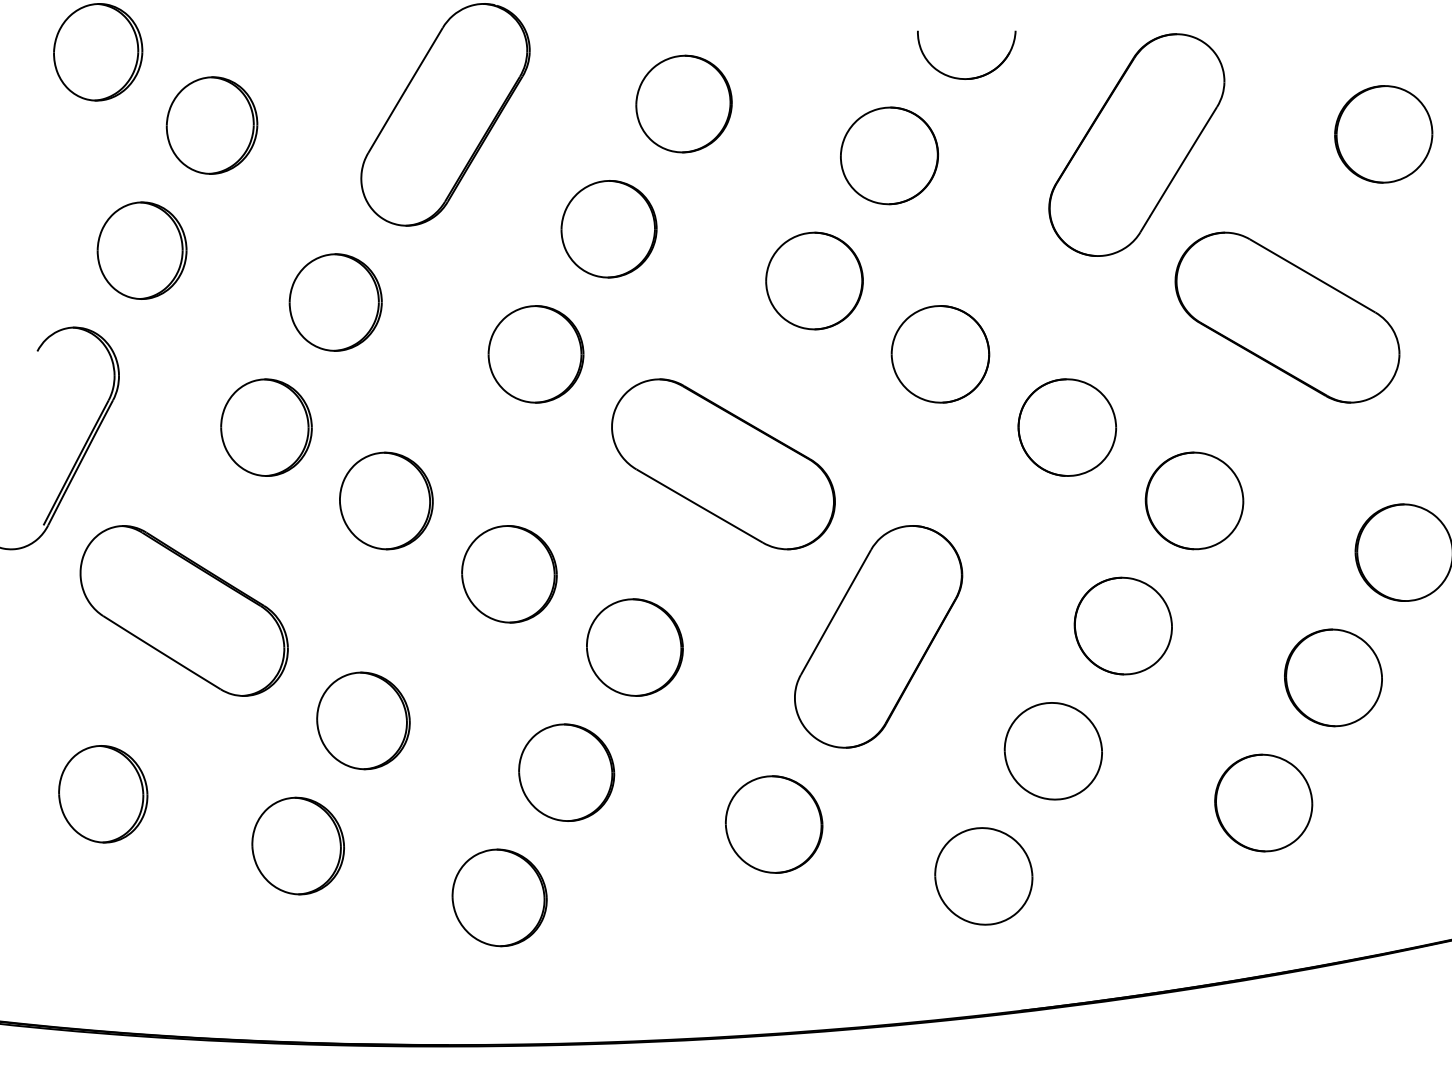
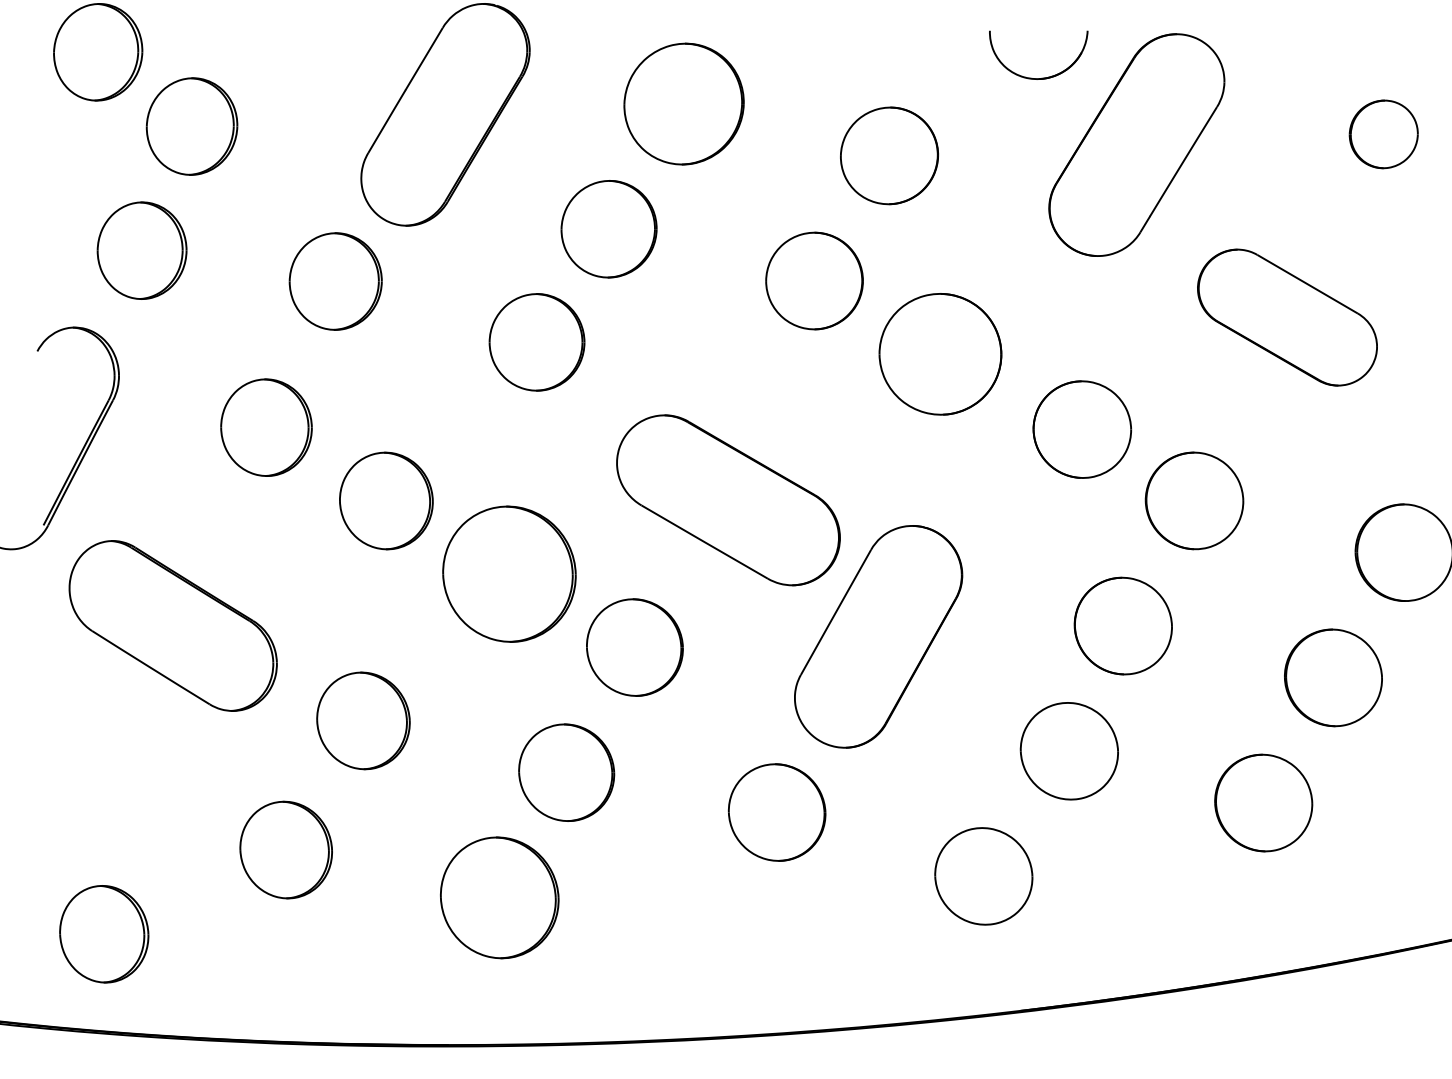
part position: (970, 77) -> (1042, 77) (1042, 77)
part size: 98x100 px -> 122x124 px (683, 103)
part position: (211, 125) -> (191, 126) (191, 126)
part size: 100x99 px -> 71x71 px (1383, 134)
part position: (335, 302) -> (335, 281) (335, 281)
part size: 227x173 px -> 181x139 px (1287, 317)
part position: (535, 354) -> (536, 342) (536, 342)
part size: 101x99 px -> 125x123 px (940, 354)
part position: (1066, 427) -> (1081, 429) (1081, 429)
part position: (723, 464) -> (728, 500) (728, 500)
part size: 97x99 px -> 135x138 px (509, 573)
part position: (183, 610) -> (172, 625) (172, 625)
part position: (1052, 751) -> (1068, 751) (1068, 751)
part position: (103, 794) -> (104, 934) (104, 934)
part position: (773, 824) -> (776, 812) (776, 812)
part position: (297, 845) -> (285, 849) (285, 849)
part size: 97x100 px -> 120x124 px (499, 897)
